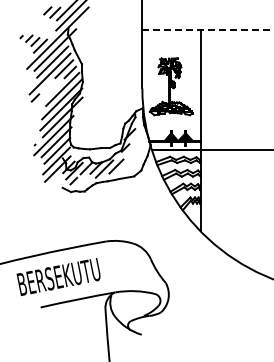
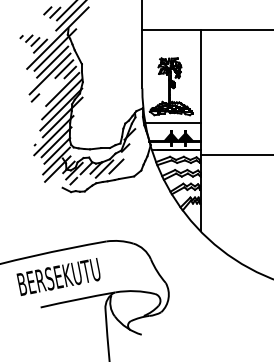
line: dashed -> solid (208, 30)
line: none -> present (172, 123)
line position: (235, 149) -> (235, 154) (235, 154)
